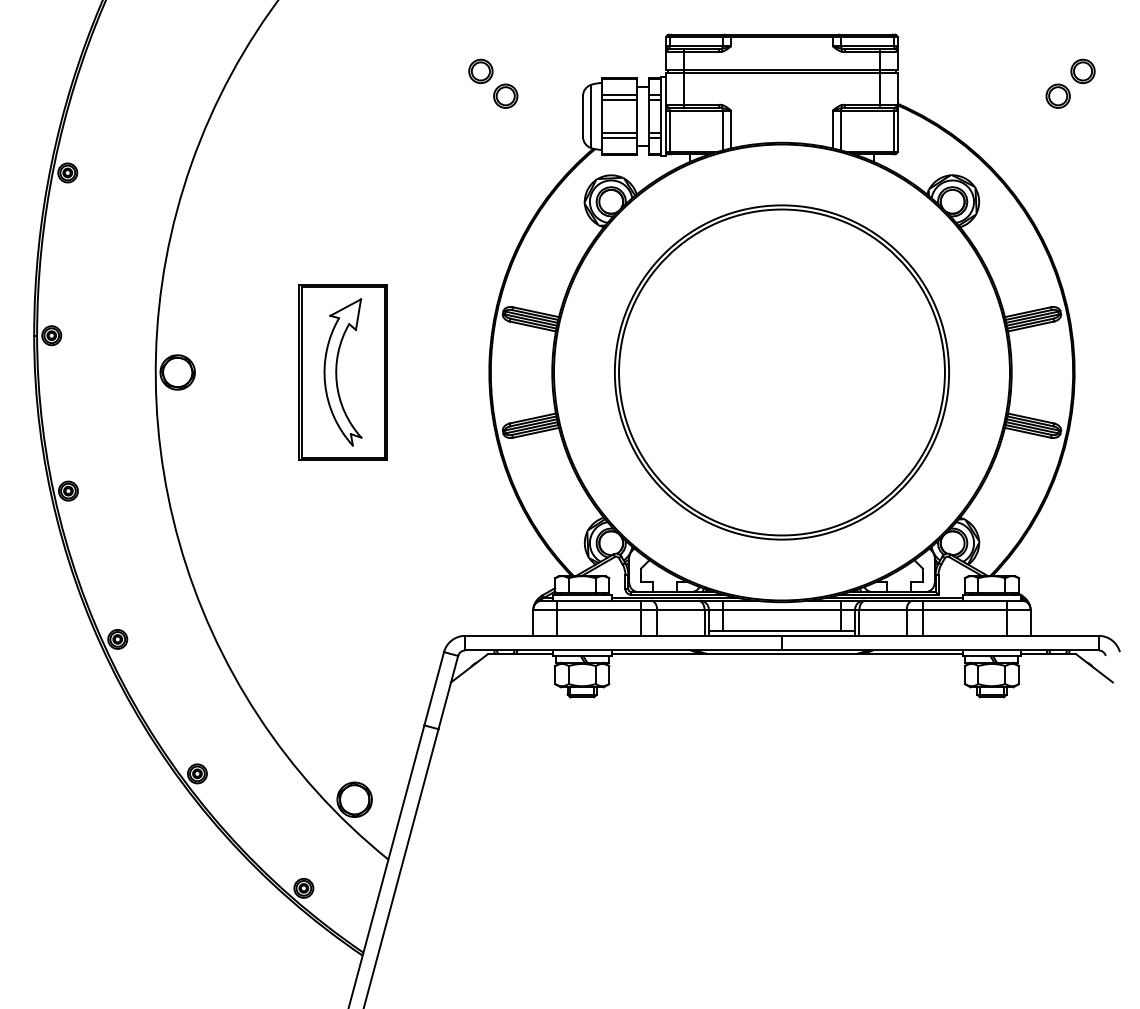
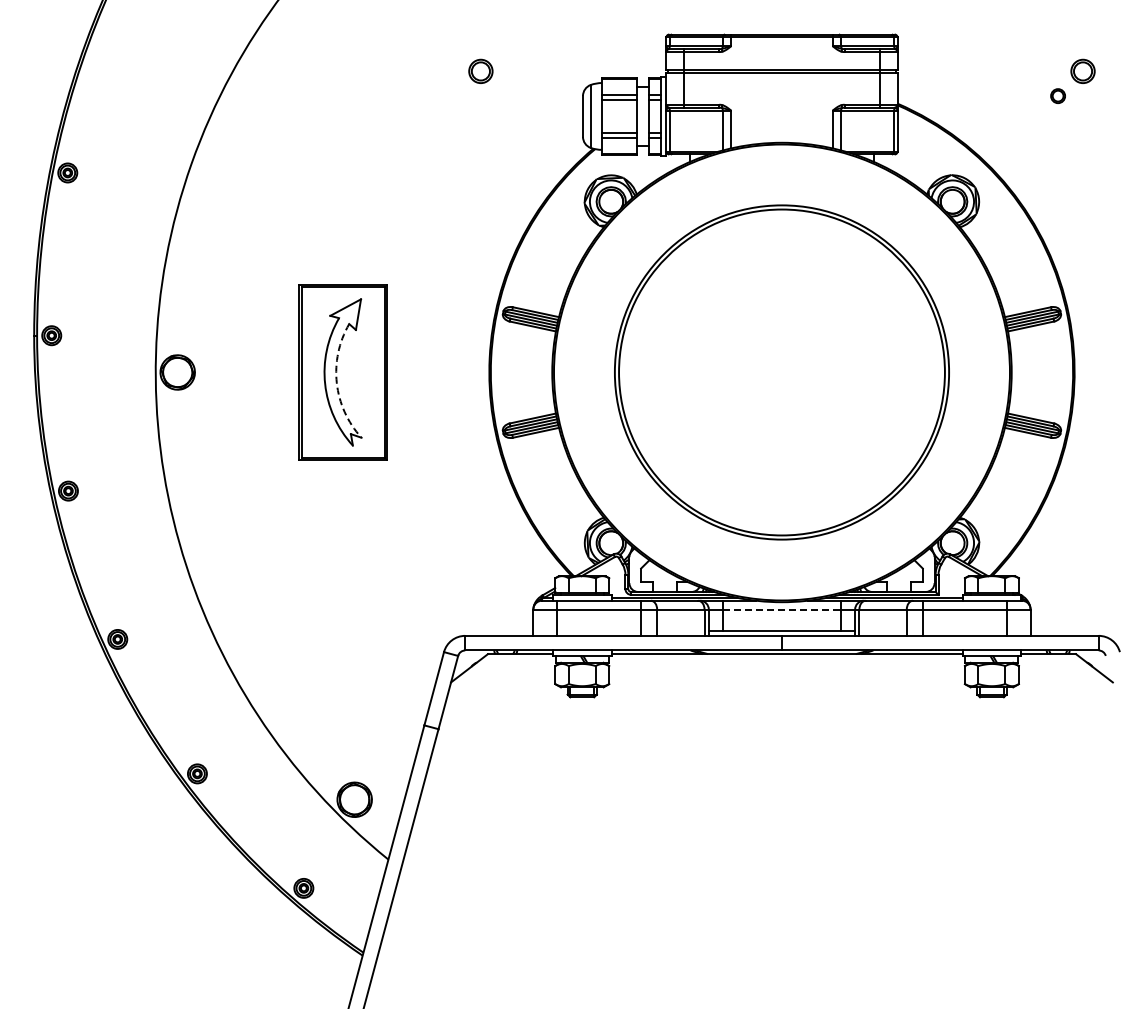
part: present -> none (505, 95)
part size: 26x26 px -> 16x16 px (1057, 95)
arc: solid -> dashed (336, 382)
line: solid -> dashed (781, 609)
